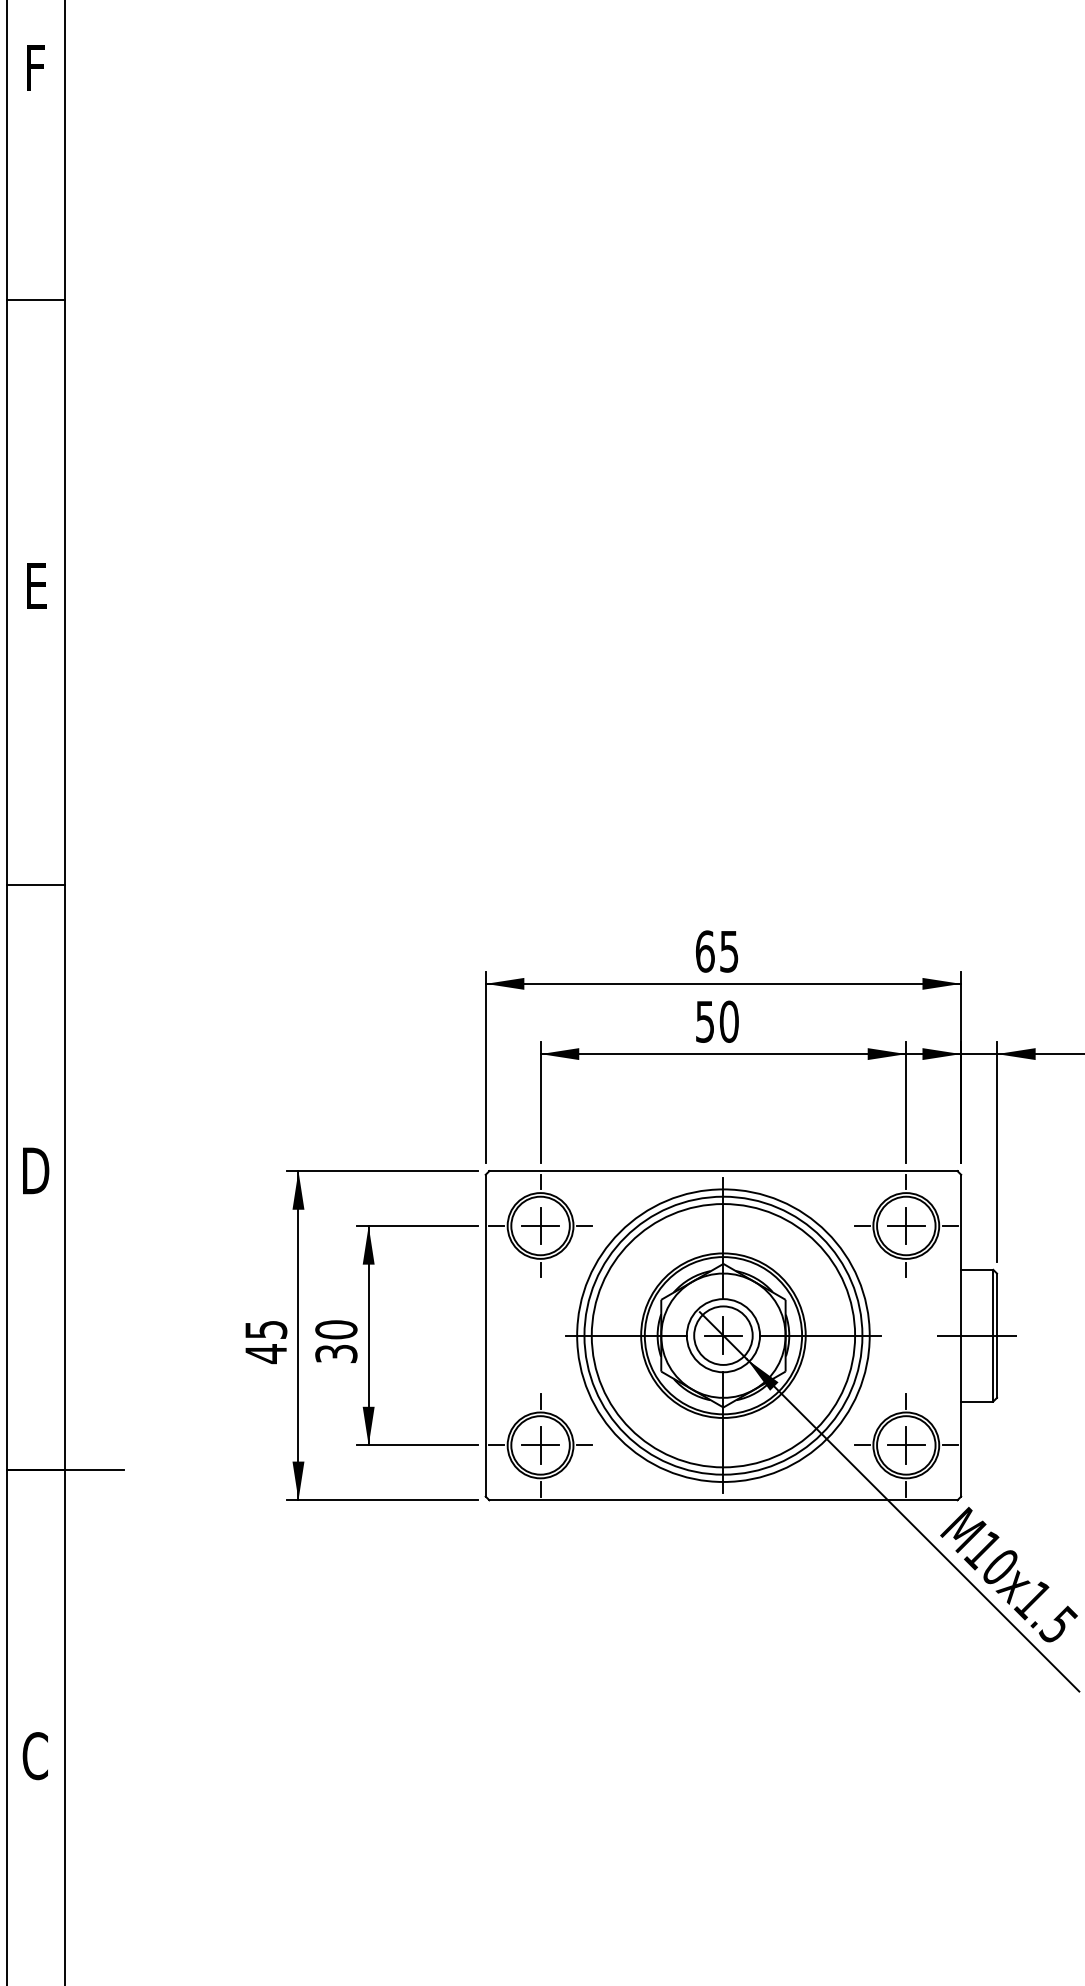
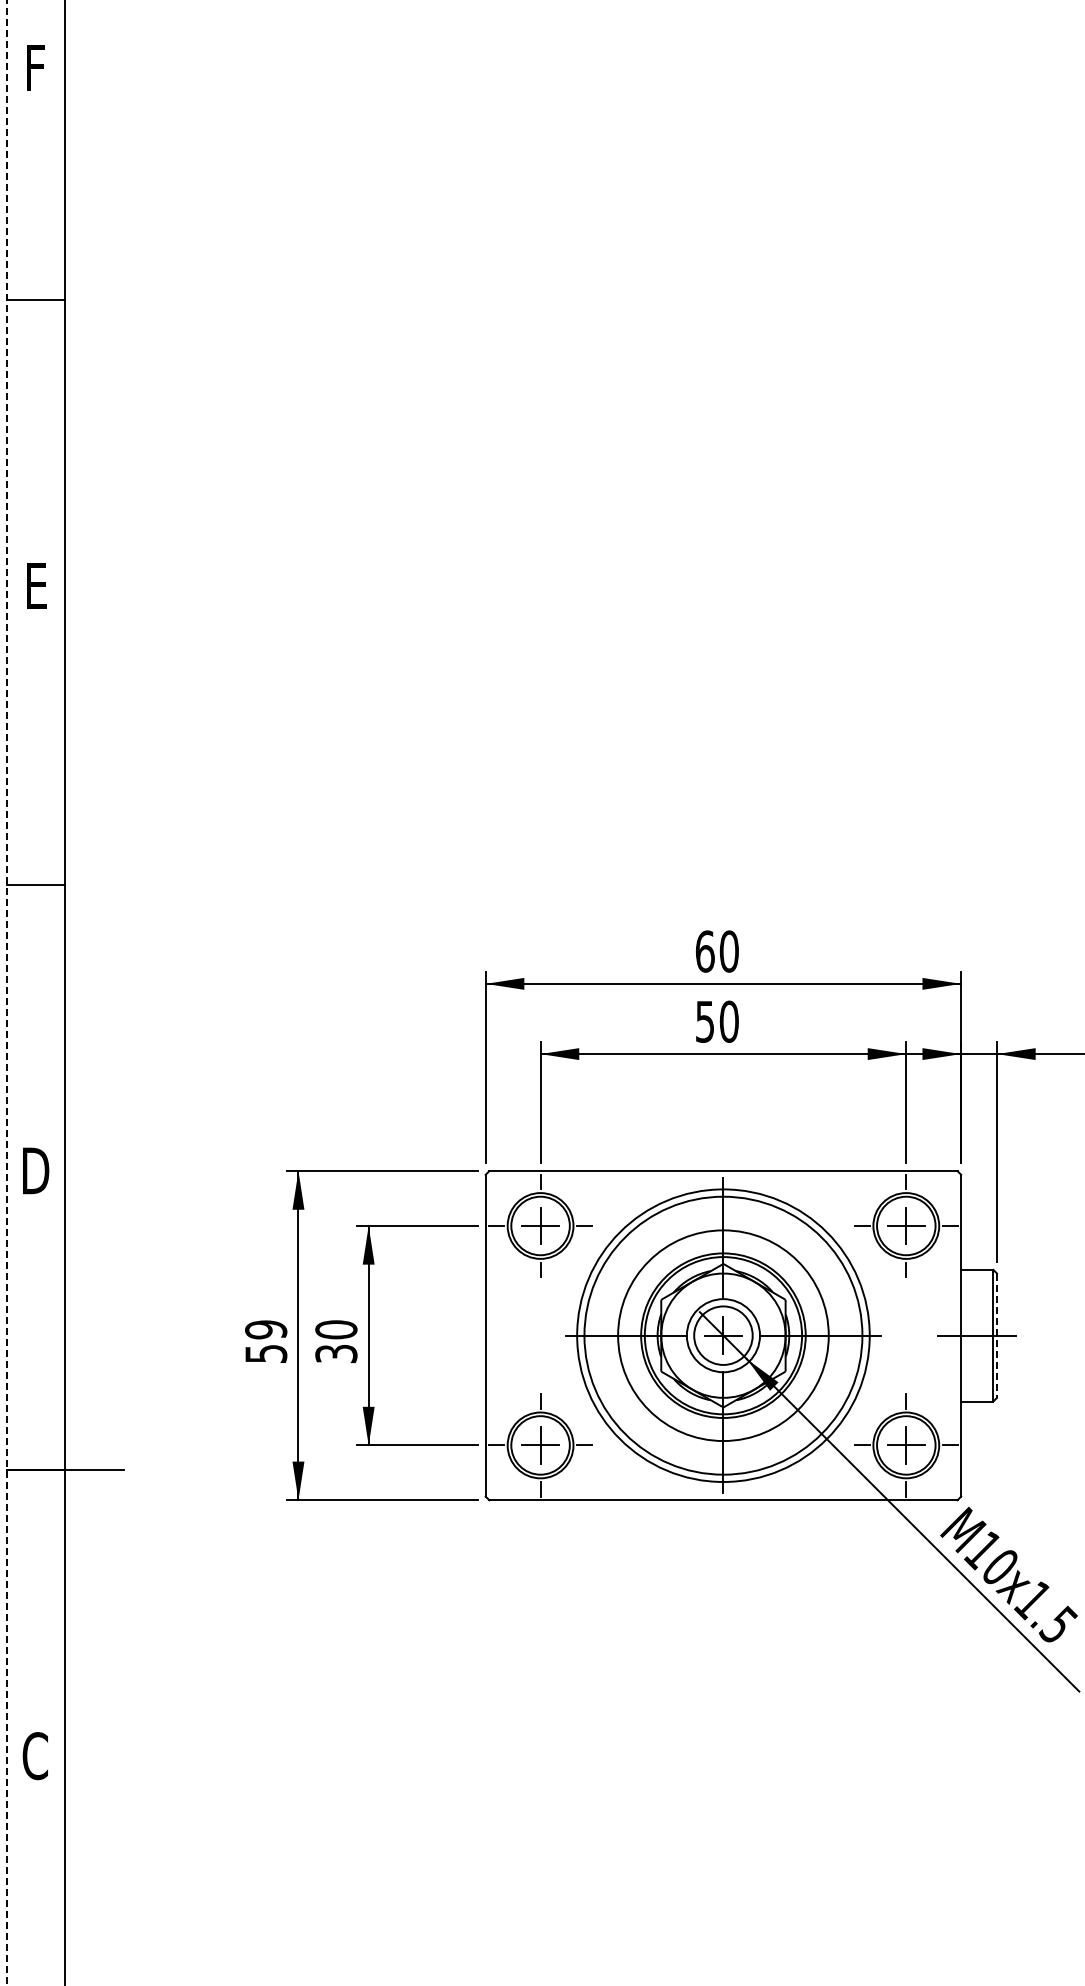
text: 65 -> 60 (728, 951)
line: solid -> dashed (6, 992)
circle diameter: 263 px -> 211 px (723, 1335)
line: solid -> dashed (997, 1336)
text: 45 -> 59 (266, 1342)
